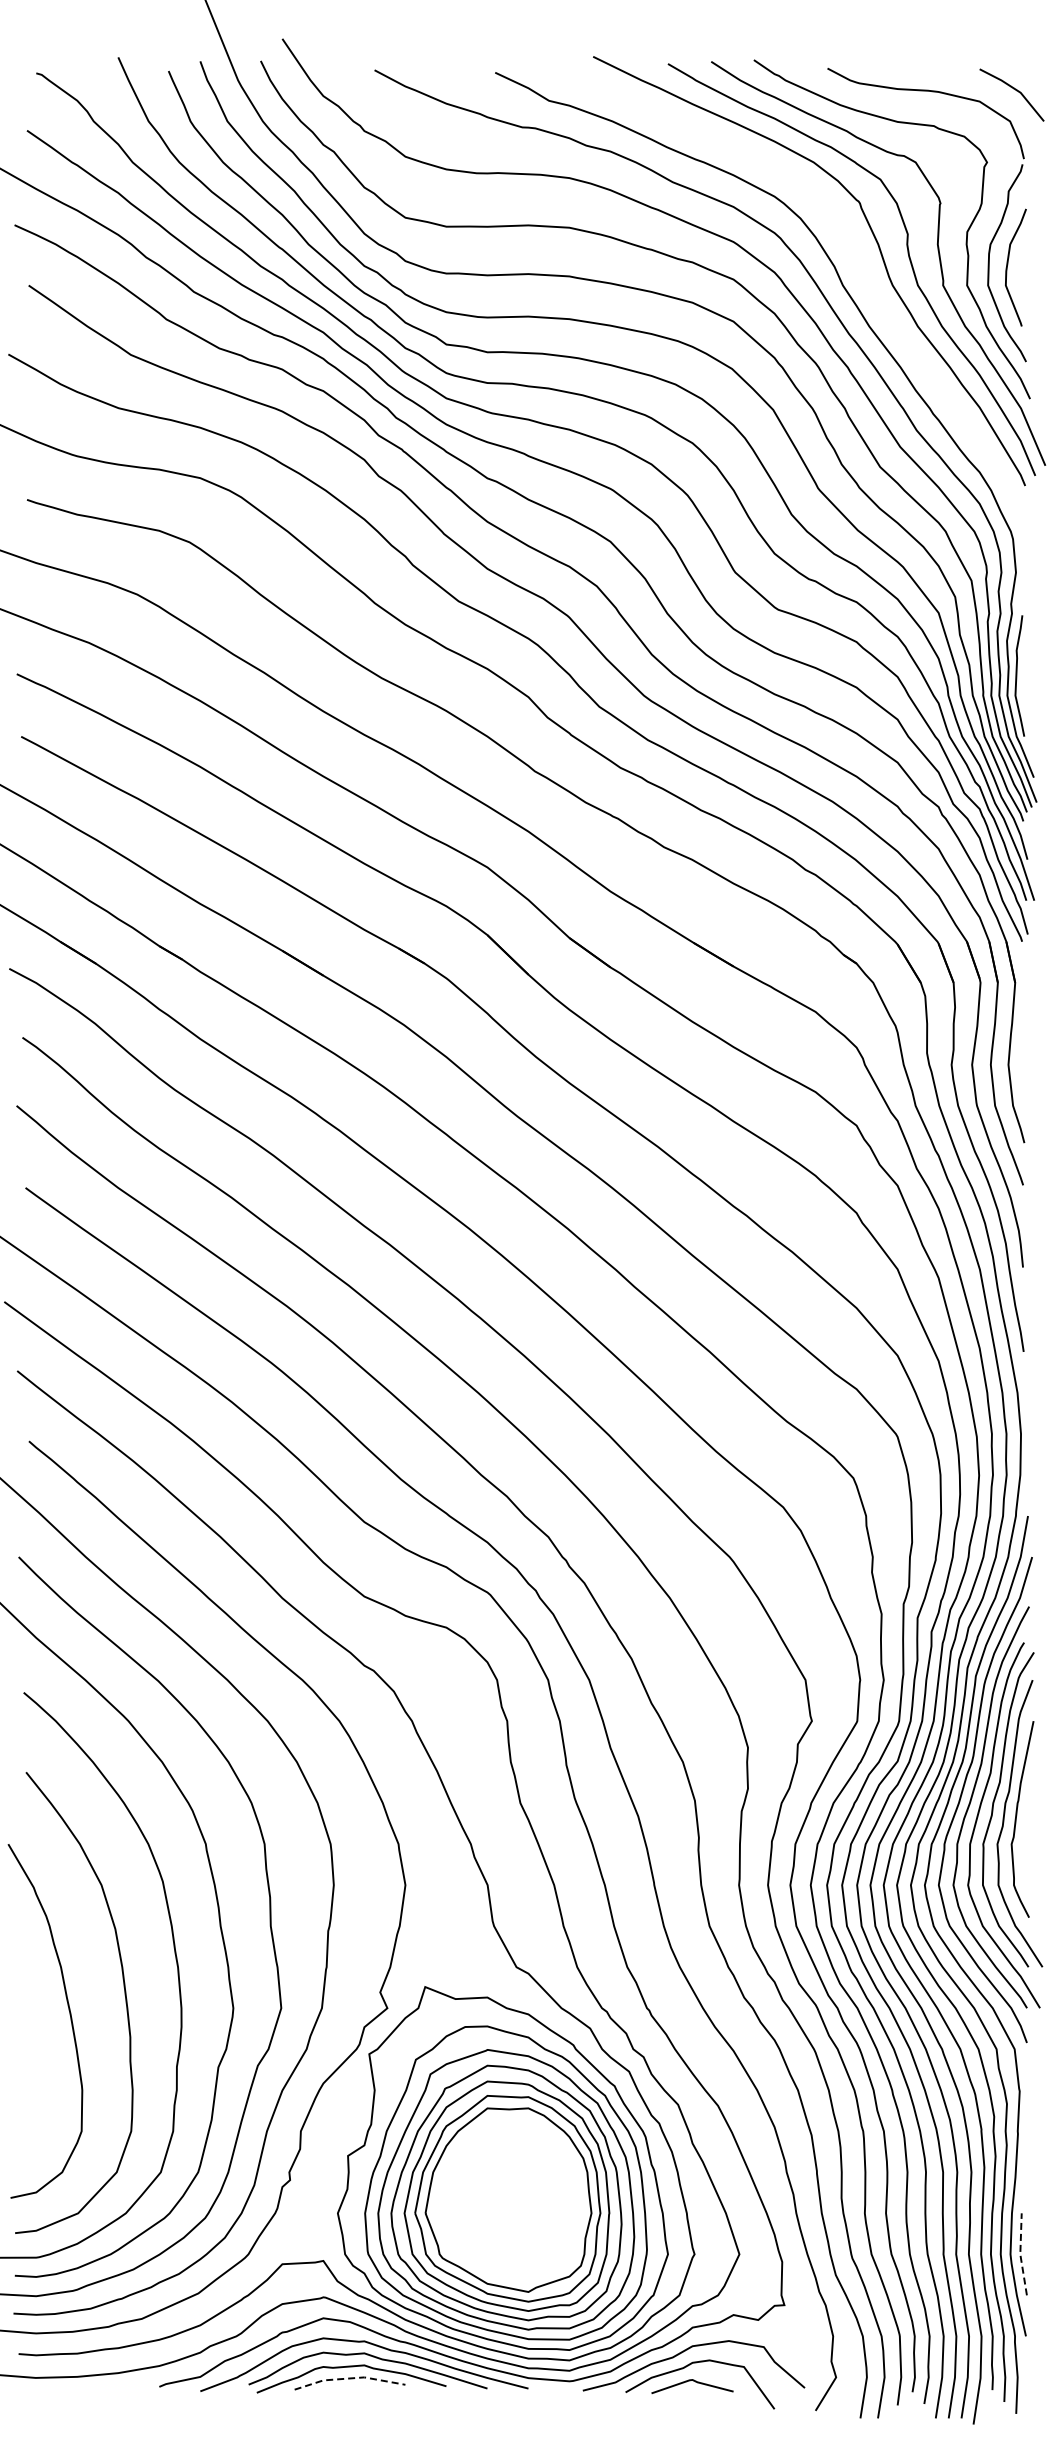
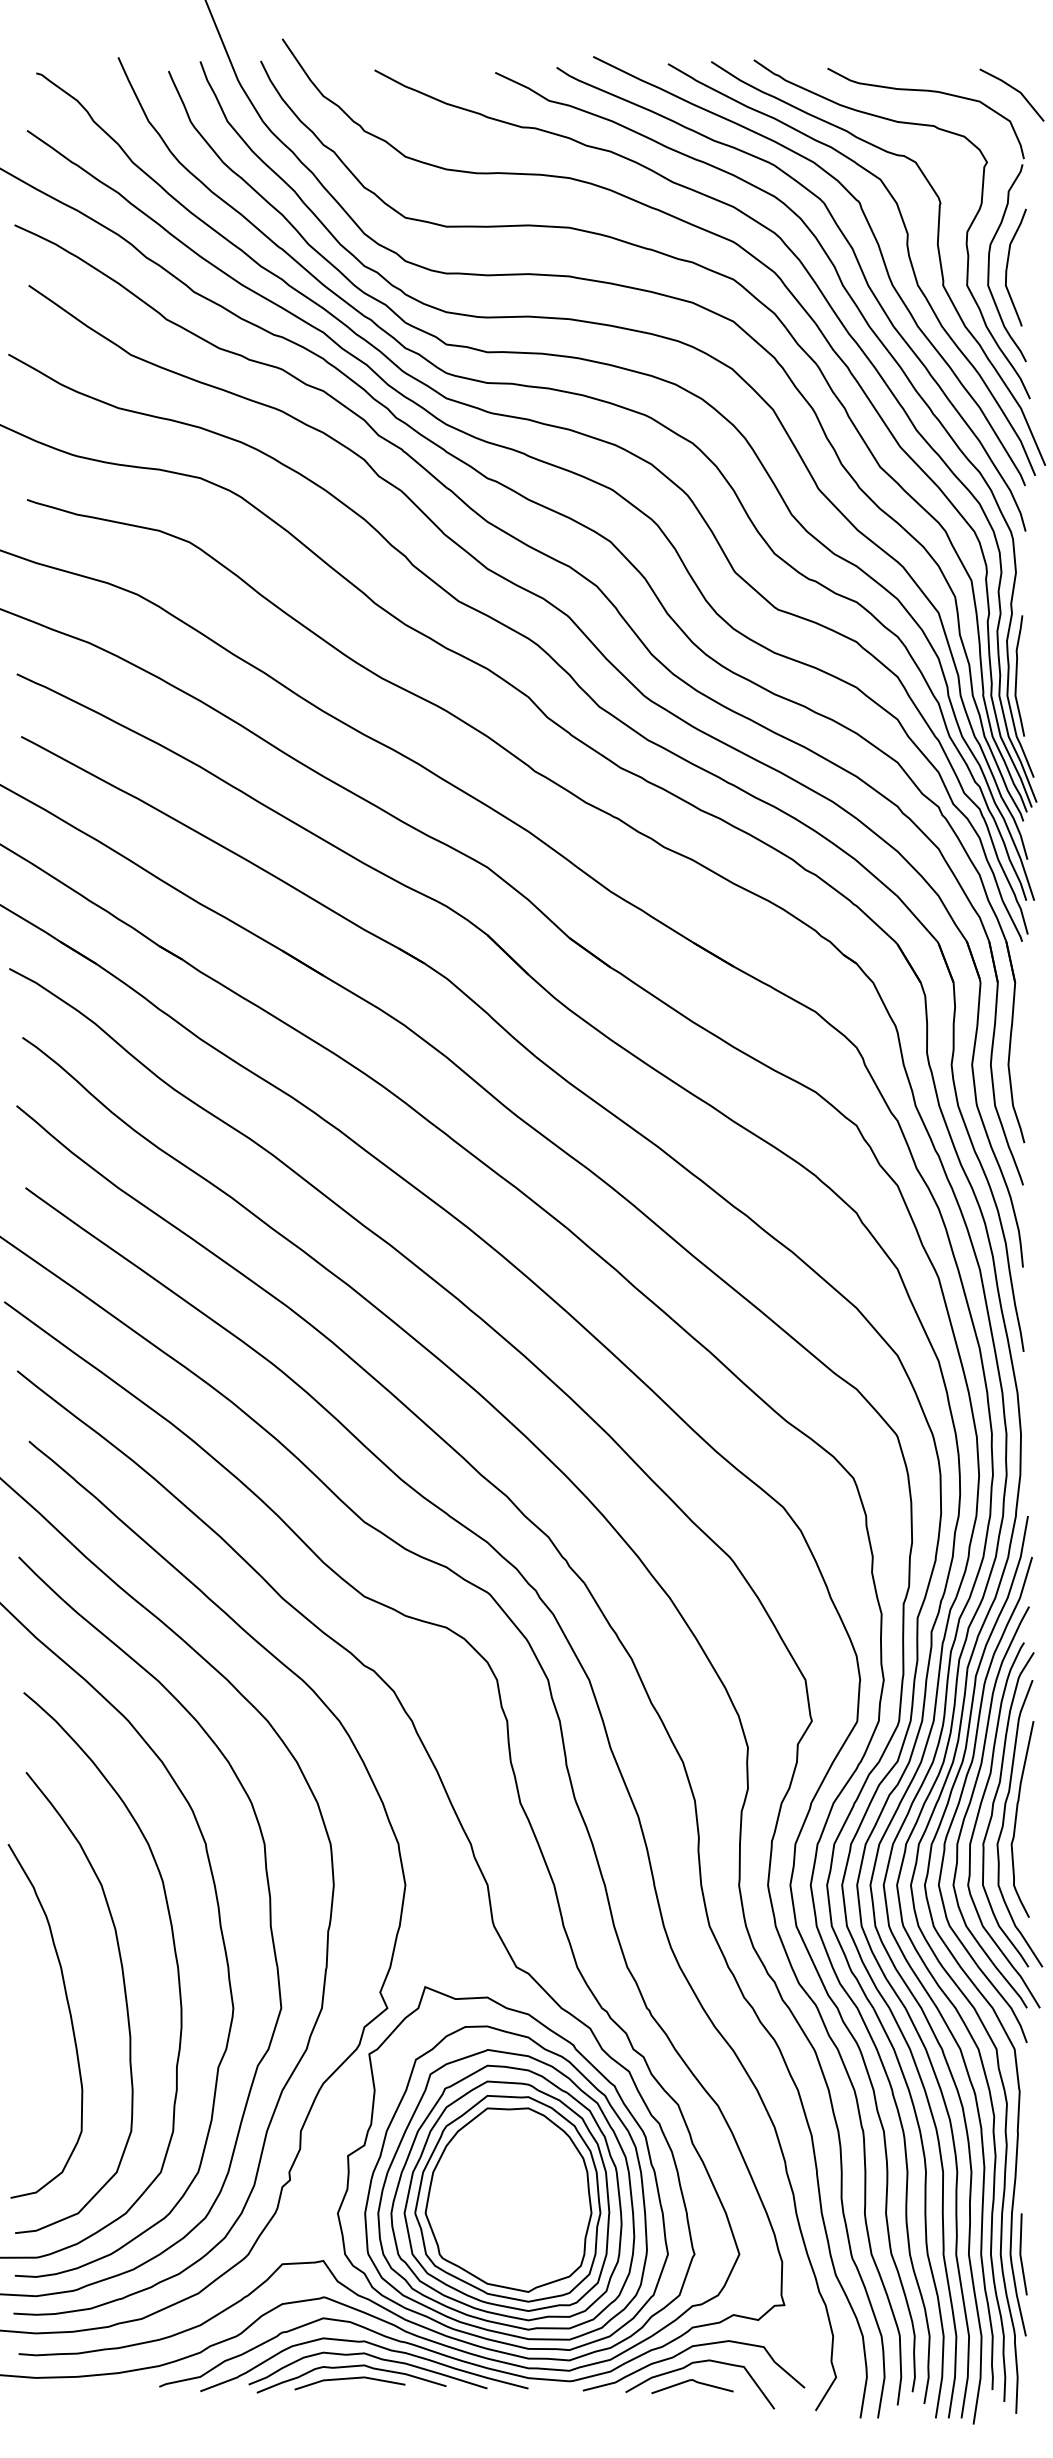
curve: none -> present (860, 270)
line: dashed -> solid (1020, 2254)
line: dashed -> solid (349, 2378)
